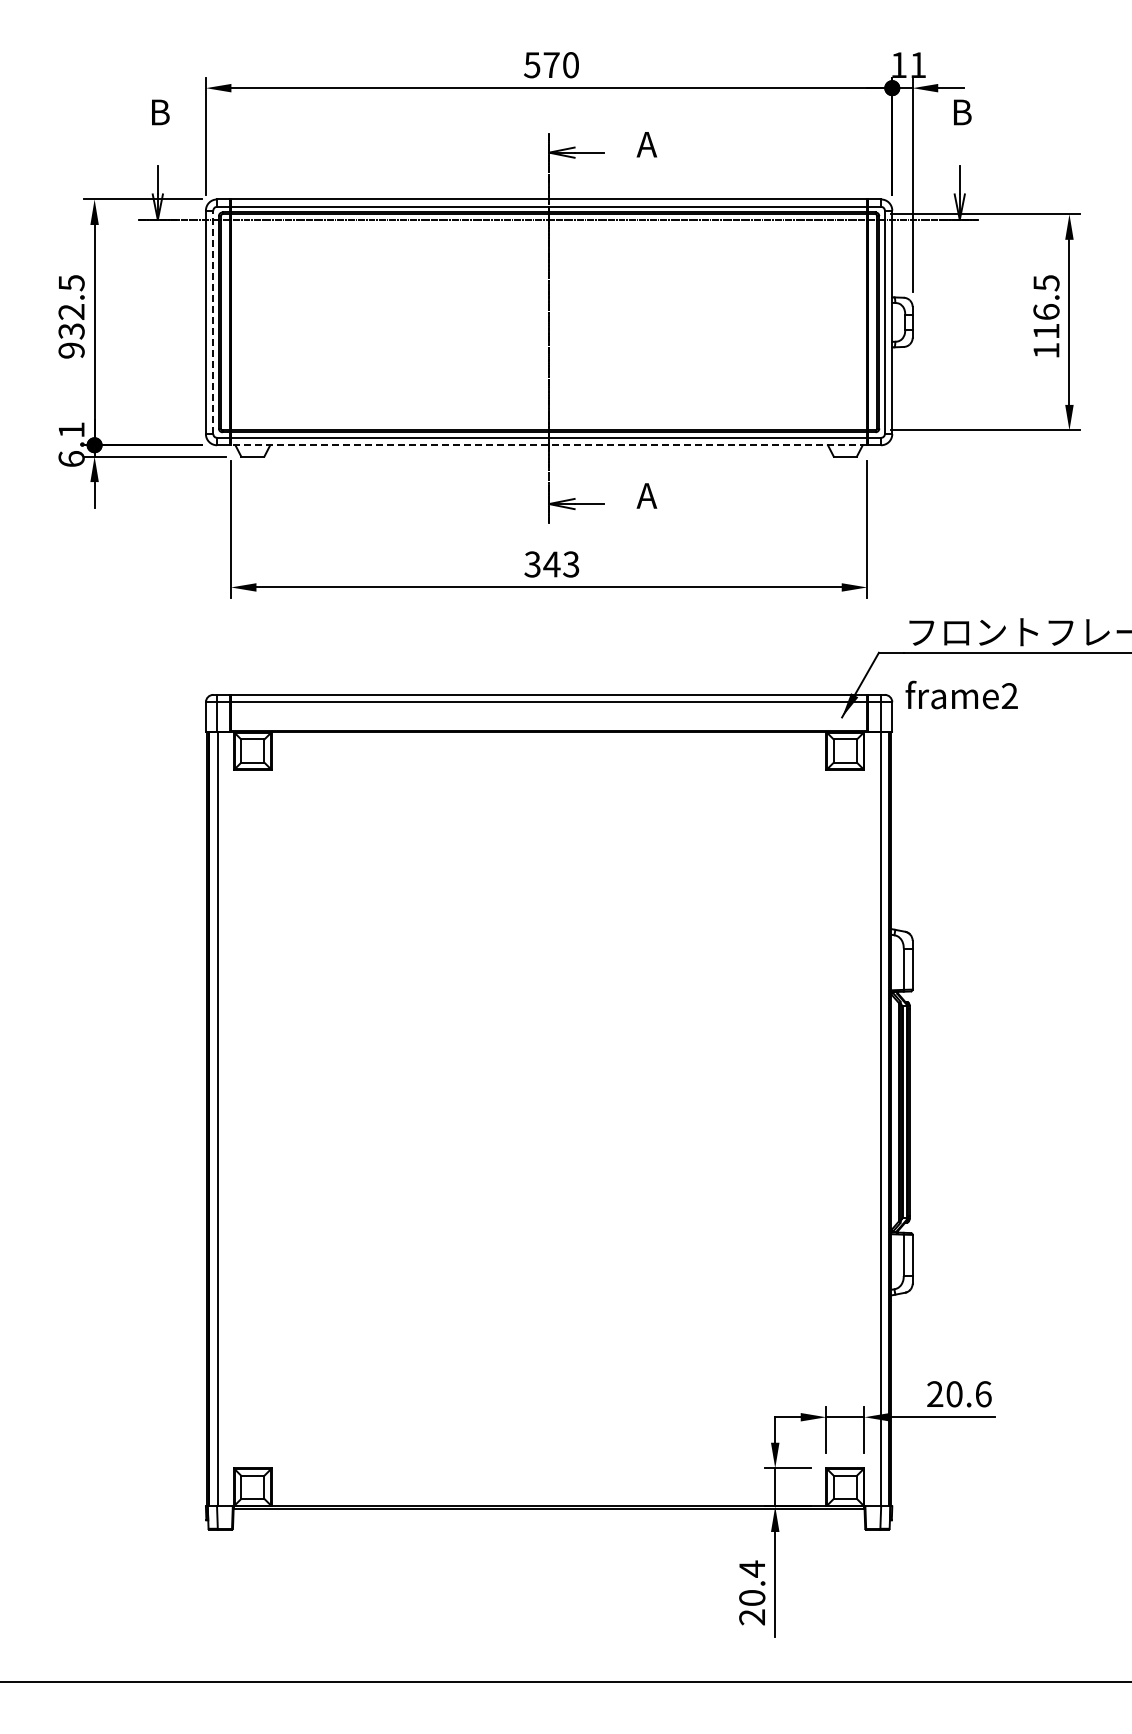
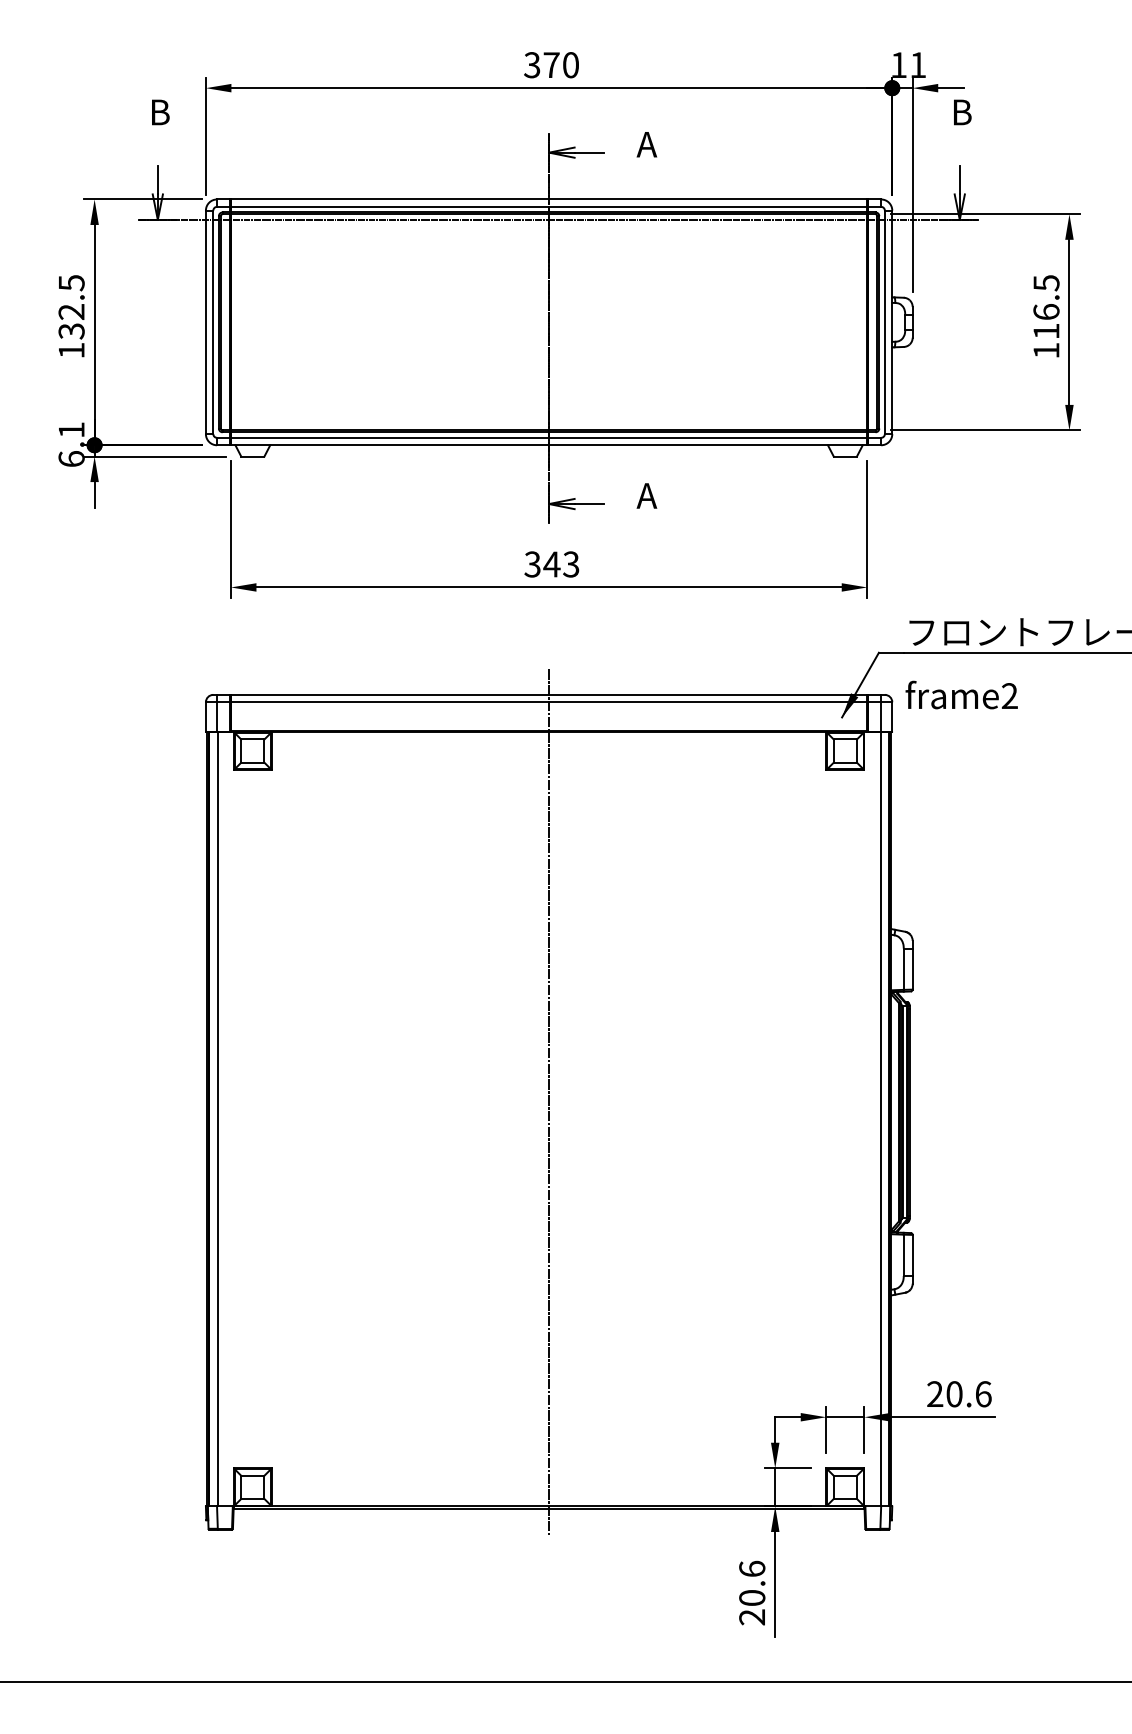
text: 570 -> 370 (532, 64)
line: dashed -> solid (213, 322)
text: 932.5 -> 132.5 (71, 350)
line: dashed -> solid (548, 445)
line: none -> present (549, 1101)
text: 20.4 -> 20.6 (752, 1568)
